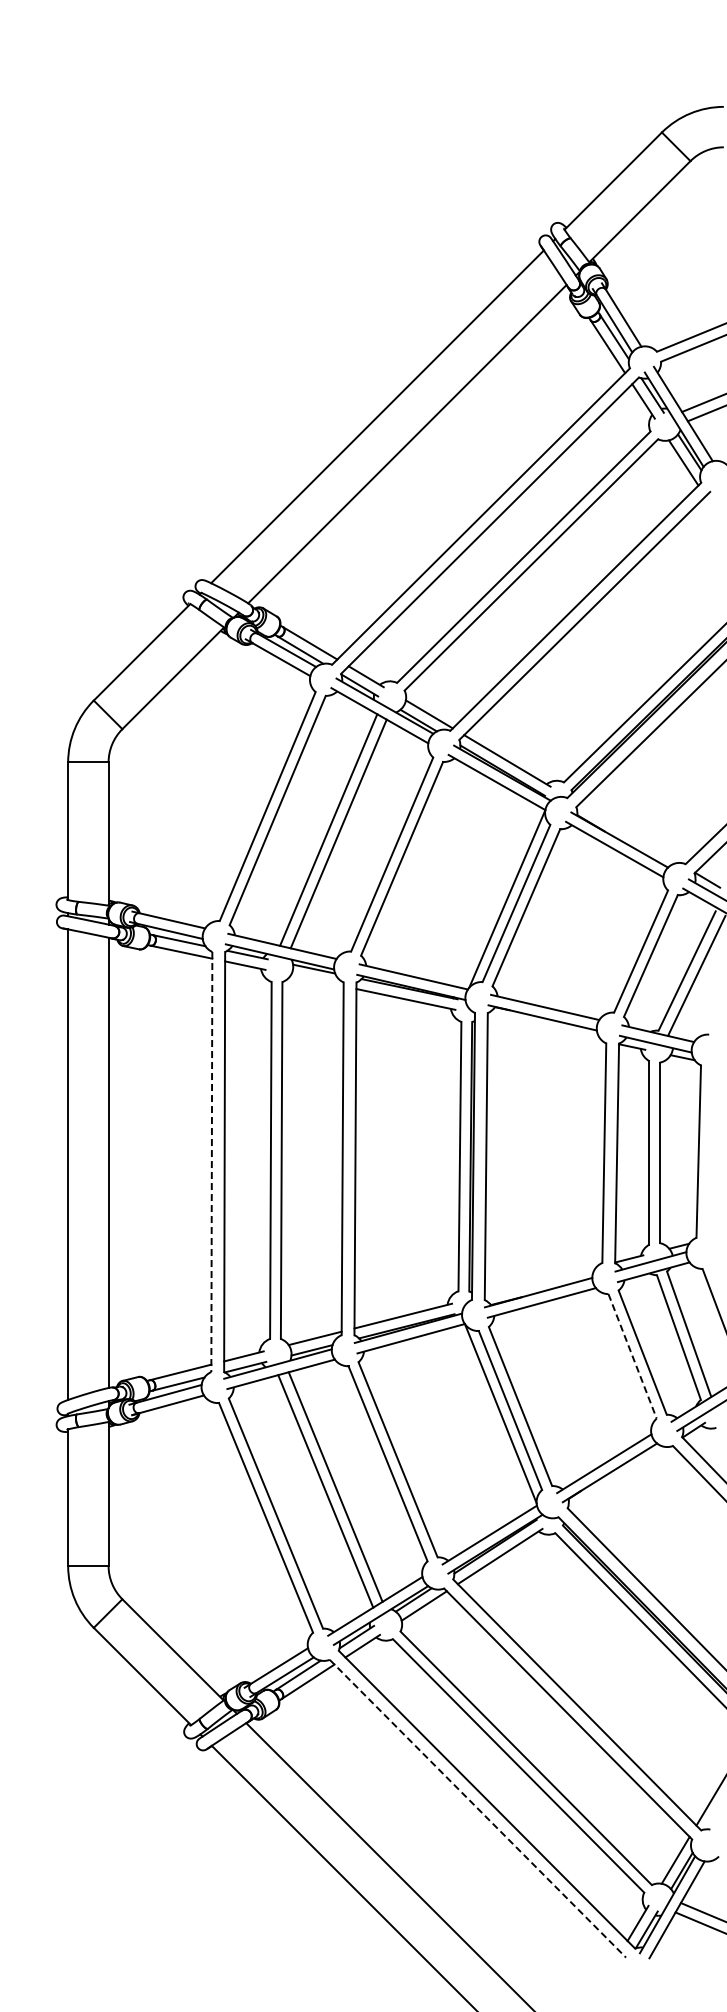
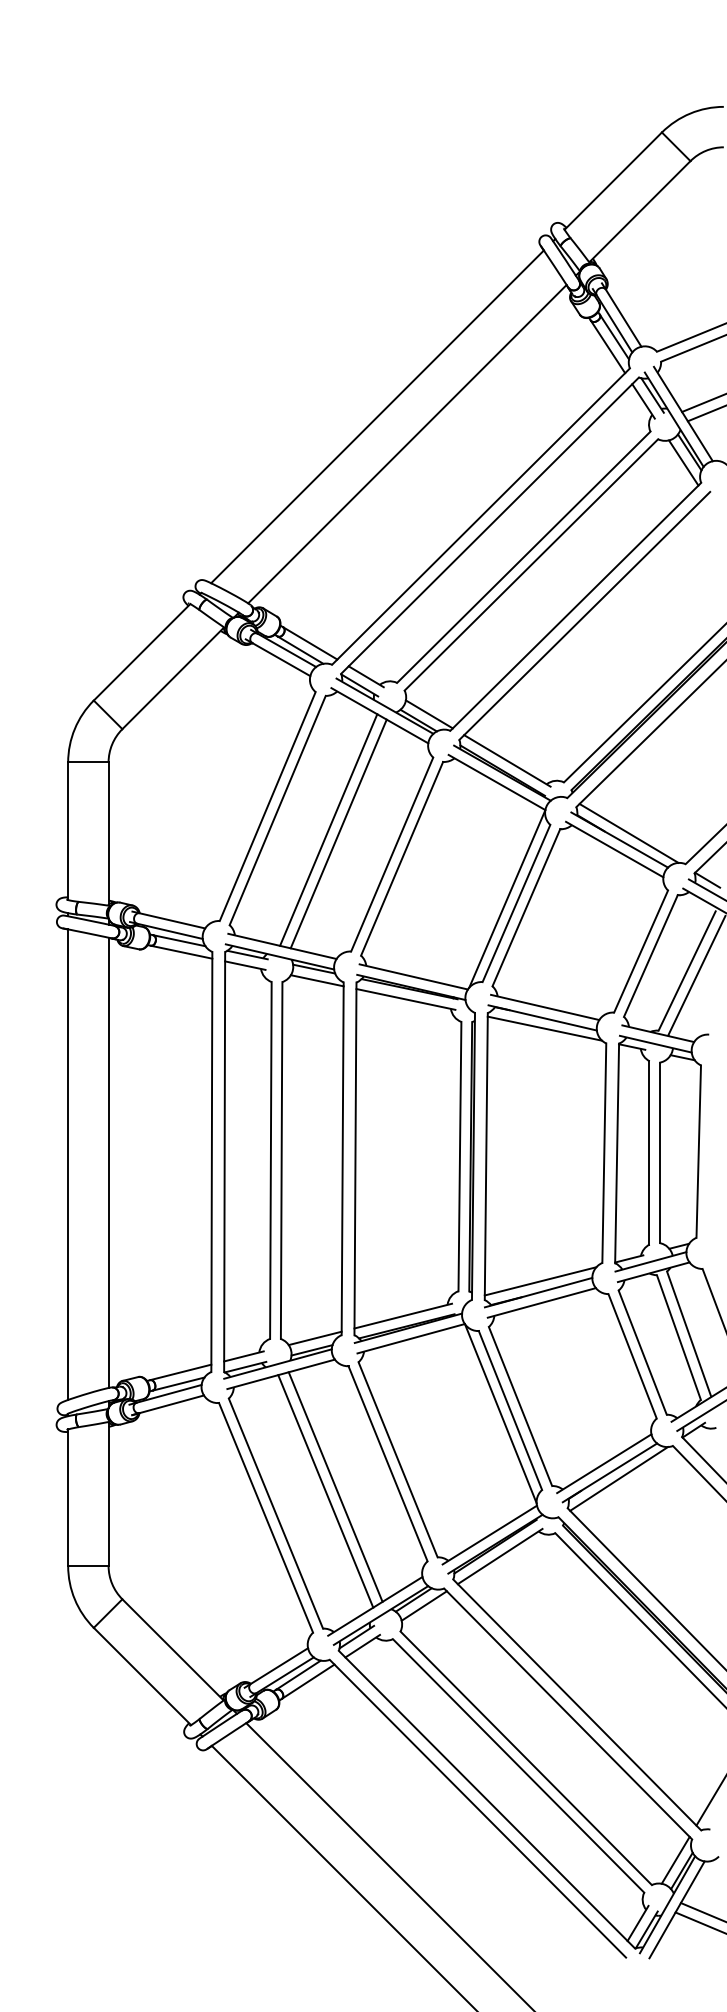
line: none -> present (628, 833)
line: none -> present (316, 980)
line: none -> present (544, 1028)
line: dashed -> solid (211, 1162)
line: none -> present (540, 1281)
line: dashed -> solid (632, 1356)
line: none -> present (619, 1478)
line: dashed -> solid (478, 1809)
